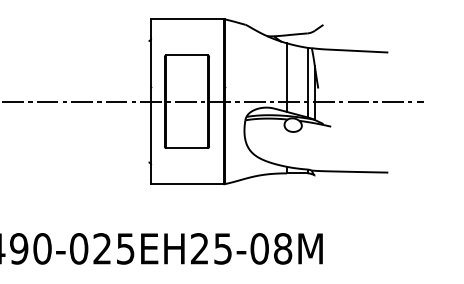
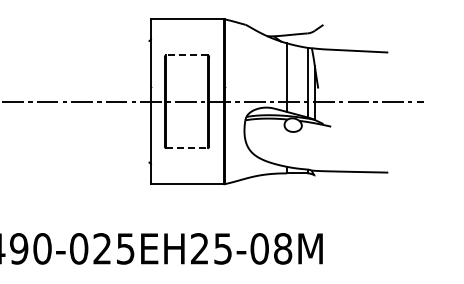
line: solid -> dashed (187, 55)
line: solid -> dashed (187, 148)
